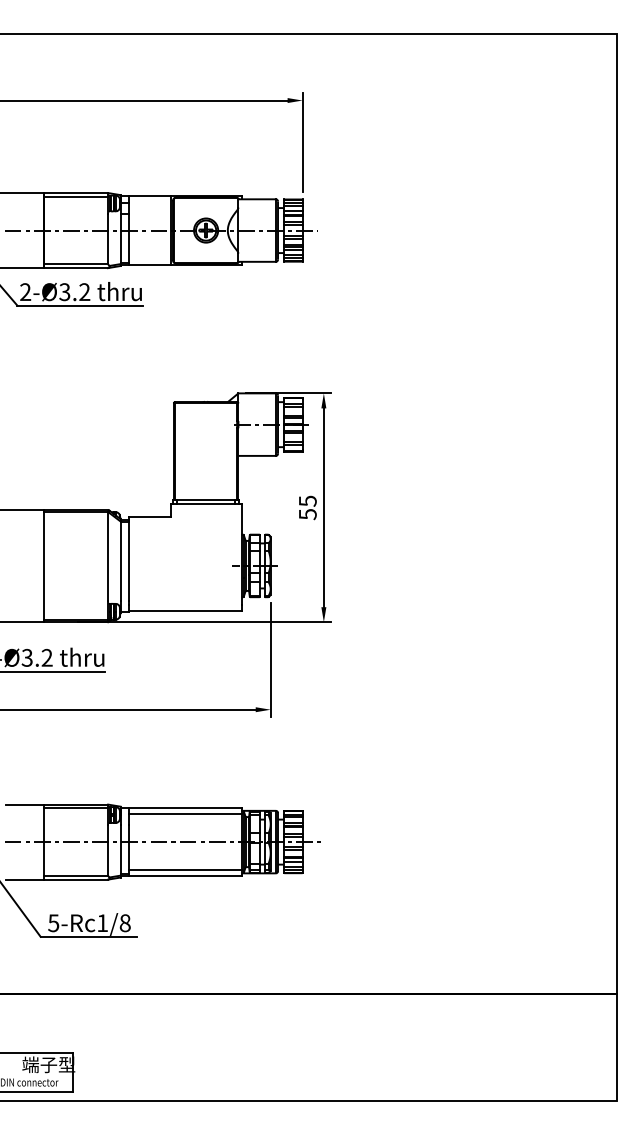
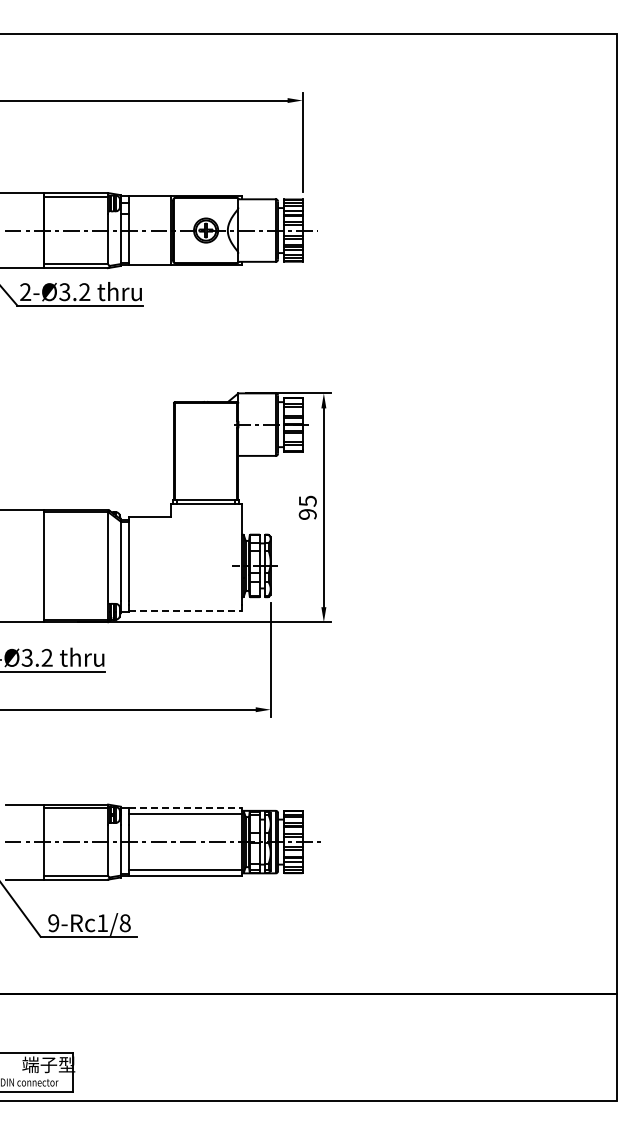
text: 55 -> 95 (307, 514)
line: solid -> dashed (185, 610)
line: solid -> dashed (185, 807)
text: 5-Rc1/8 -> 9-Rc1/8 (53, 923)
